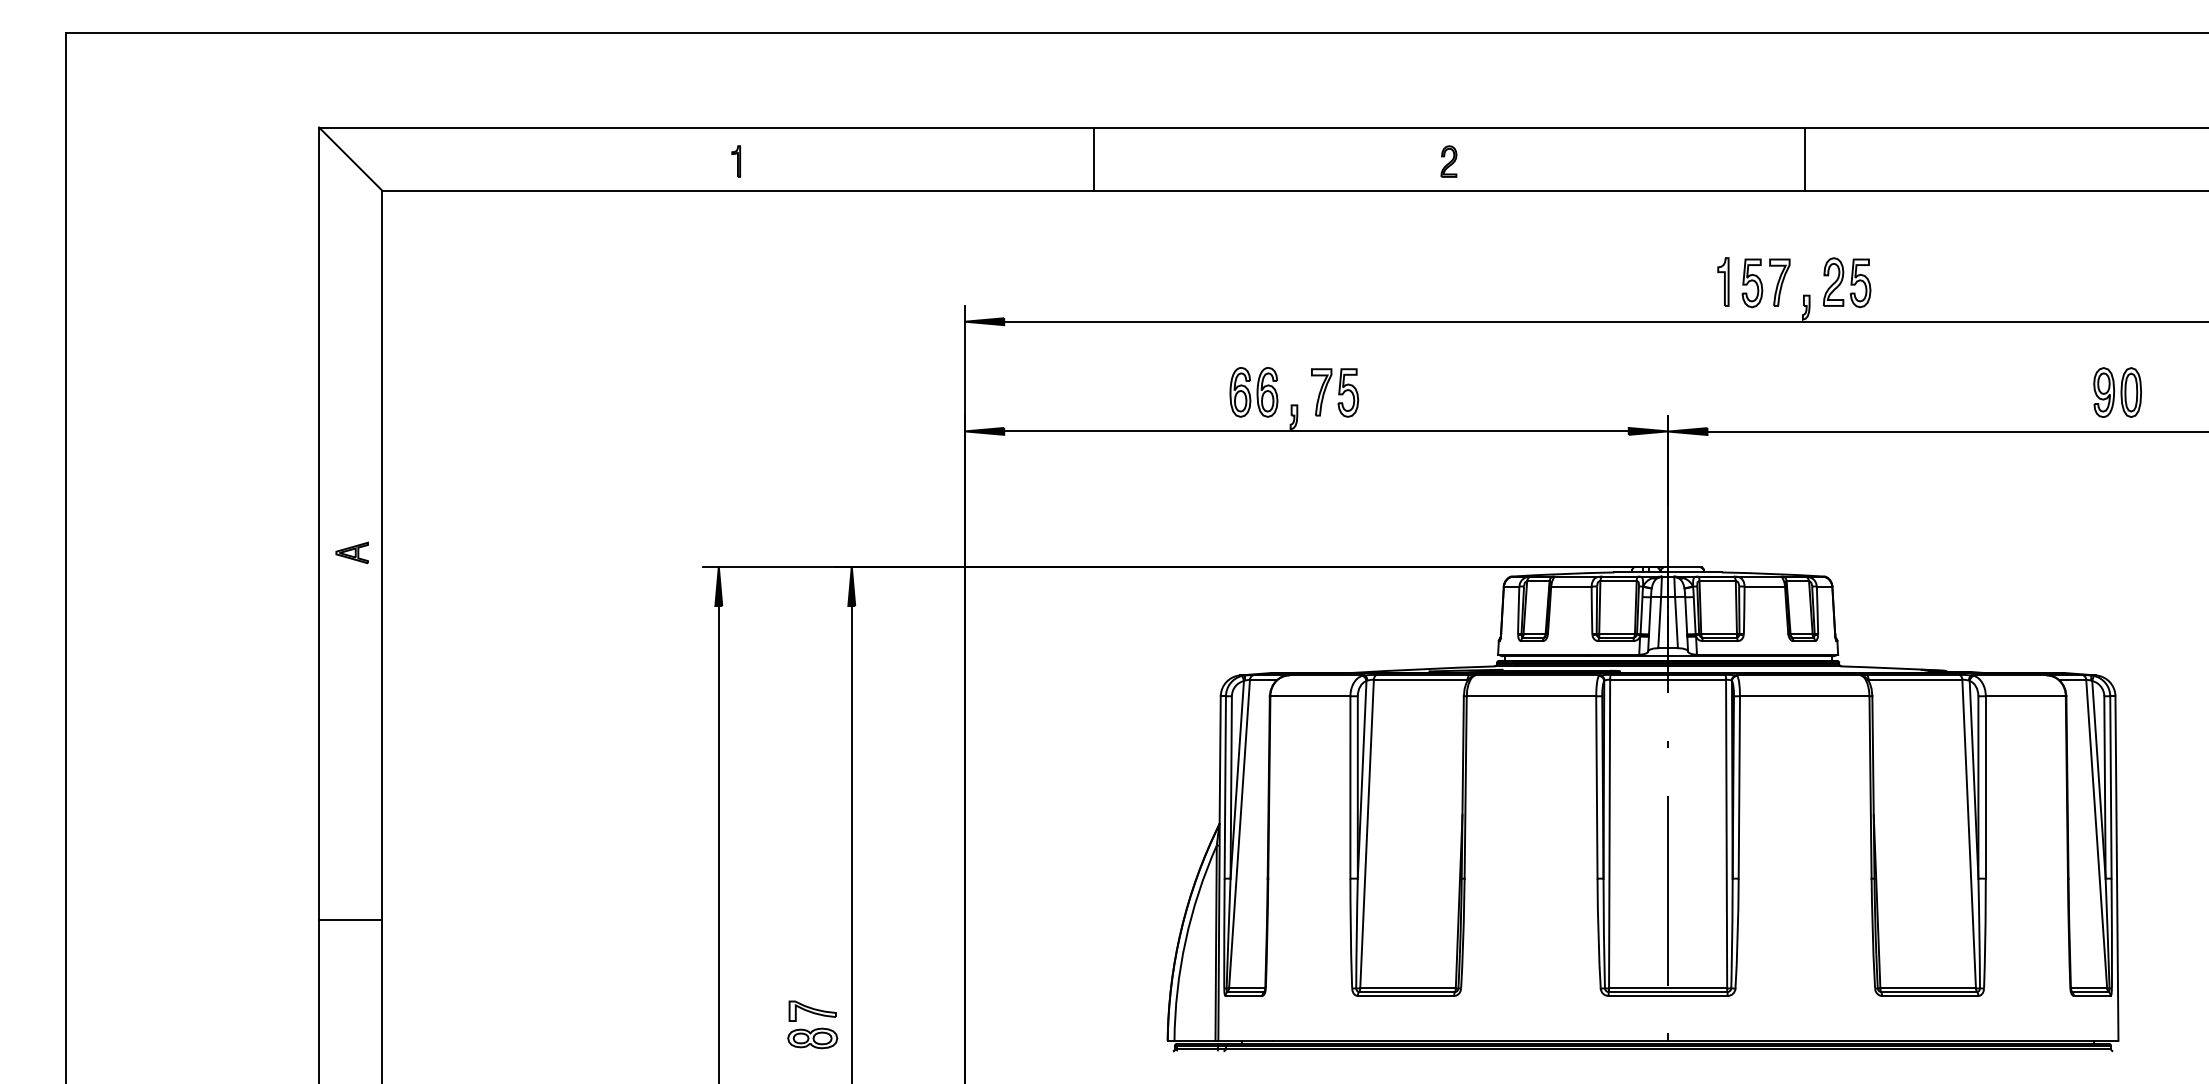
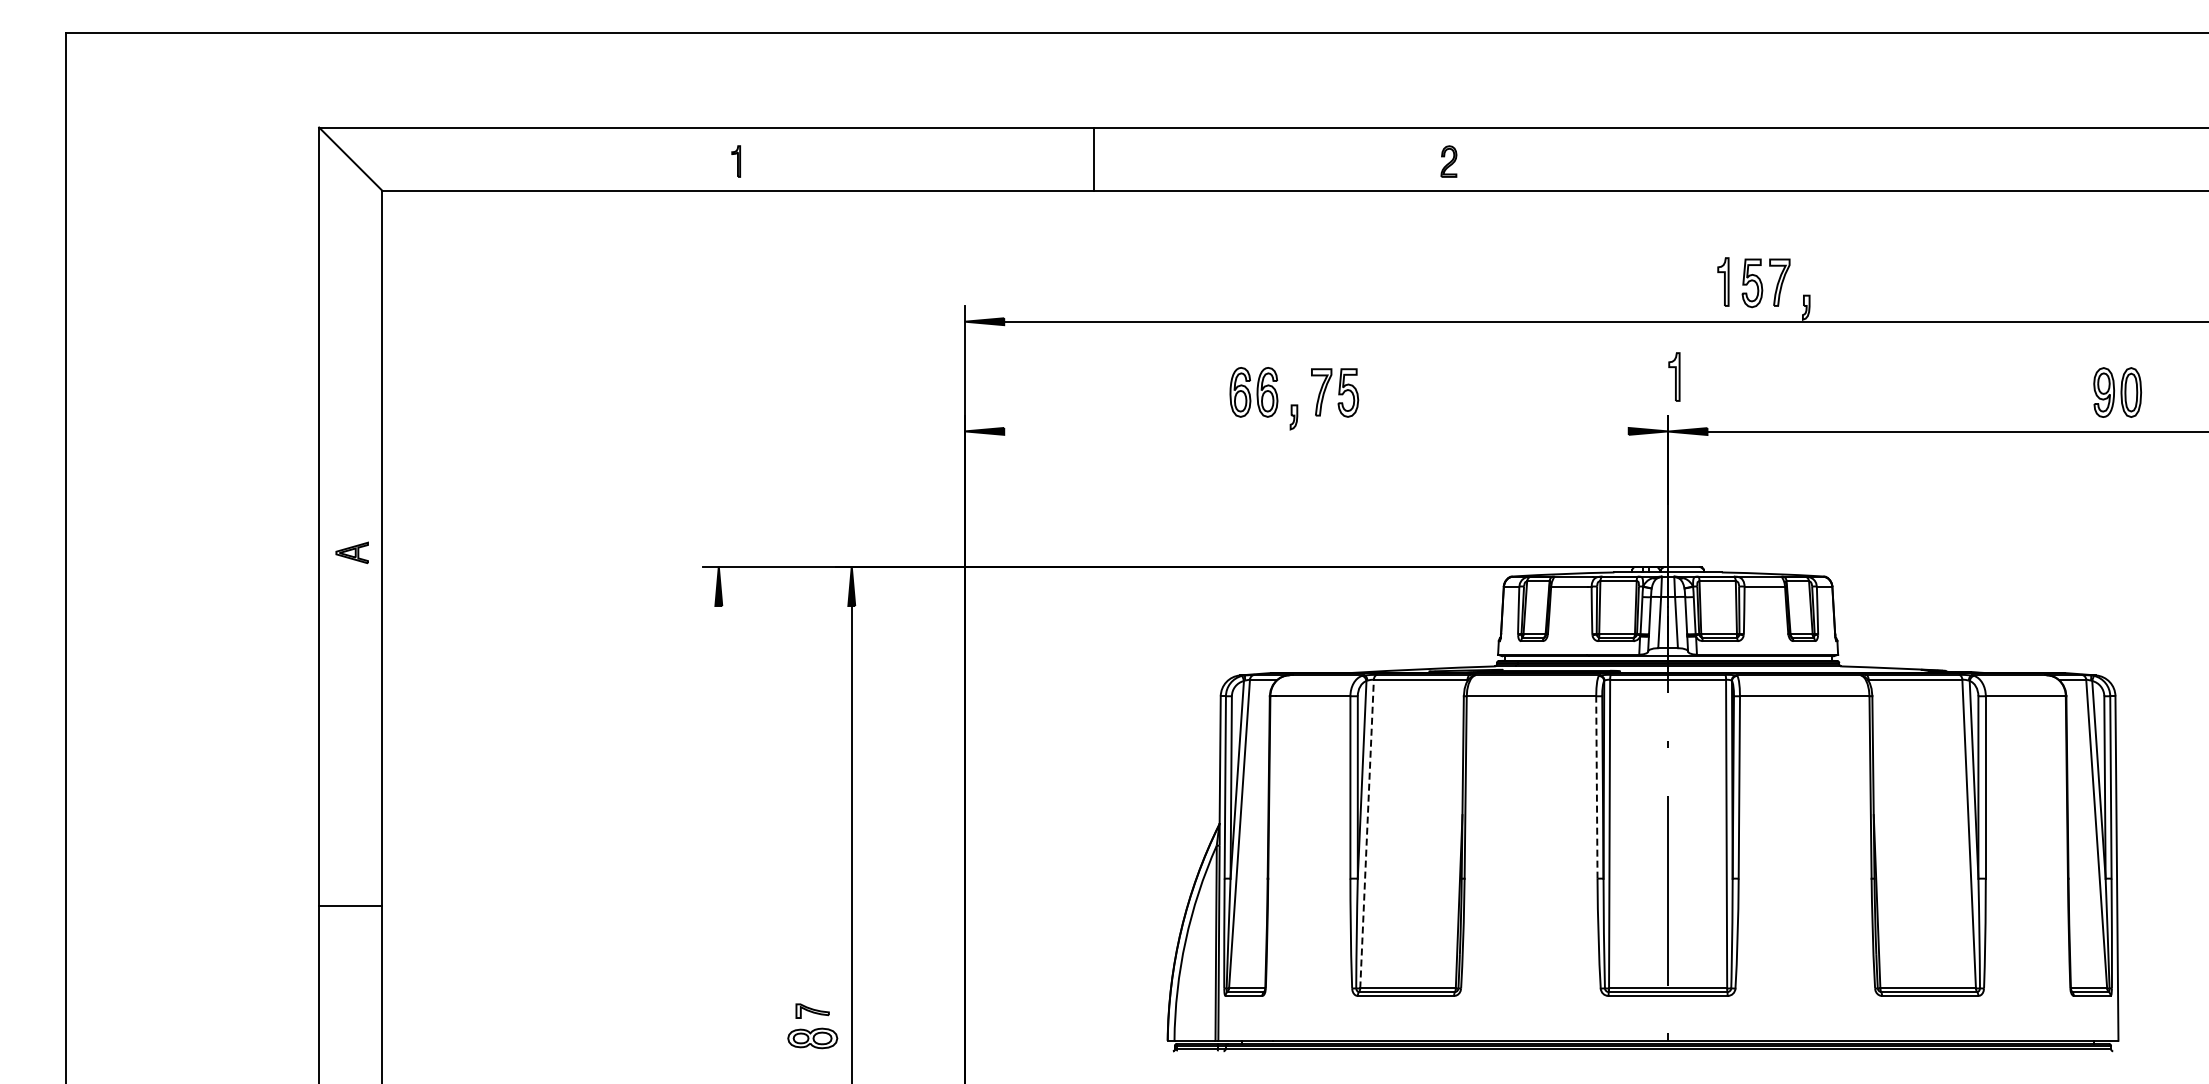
line: present -> none (1804, 158)
part: present -> none (1846, 282)
part: none -> present (1674, 376)
line: present -> none (1316, 431)
line: solid -> dashed (1596, 786)
line: solid -> dashed (1367, 834)
line: present -> none (718, 843)
line position: (350, 920) -> (350, 906) (350, 906)
part size: 49x22 px -> 35x16 px (812, 1010)
